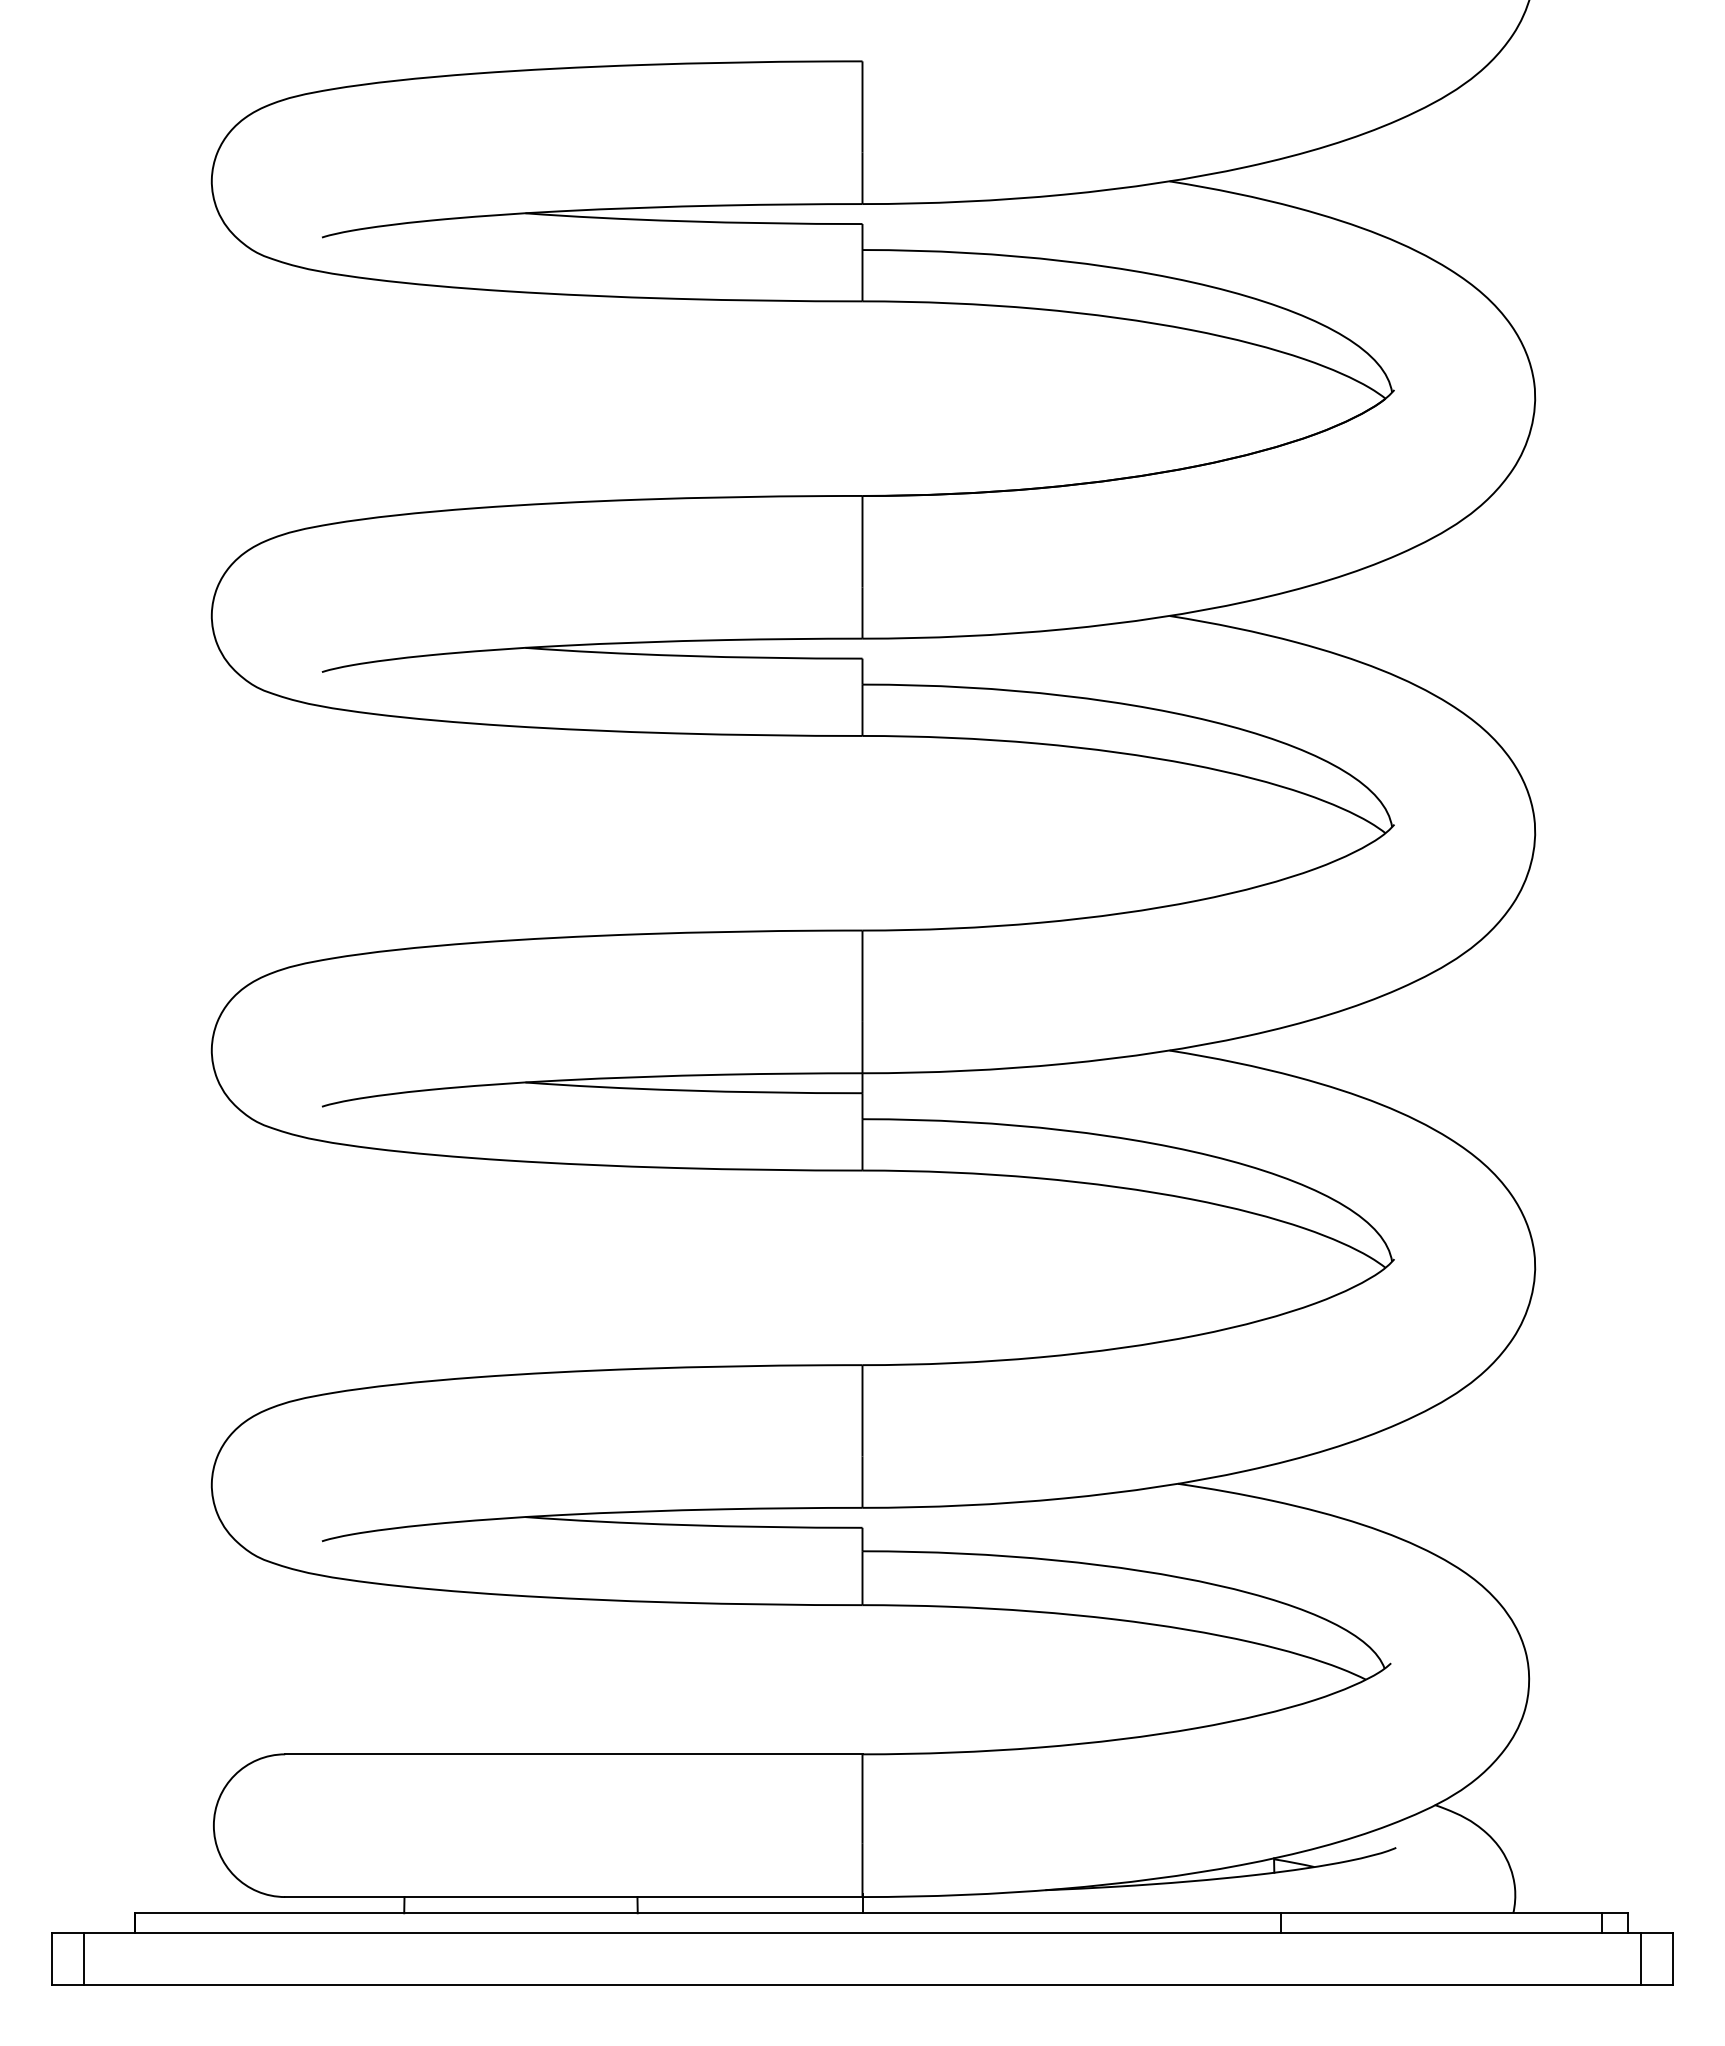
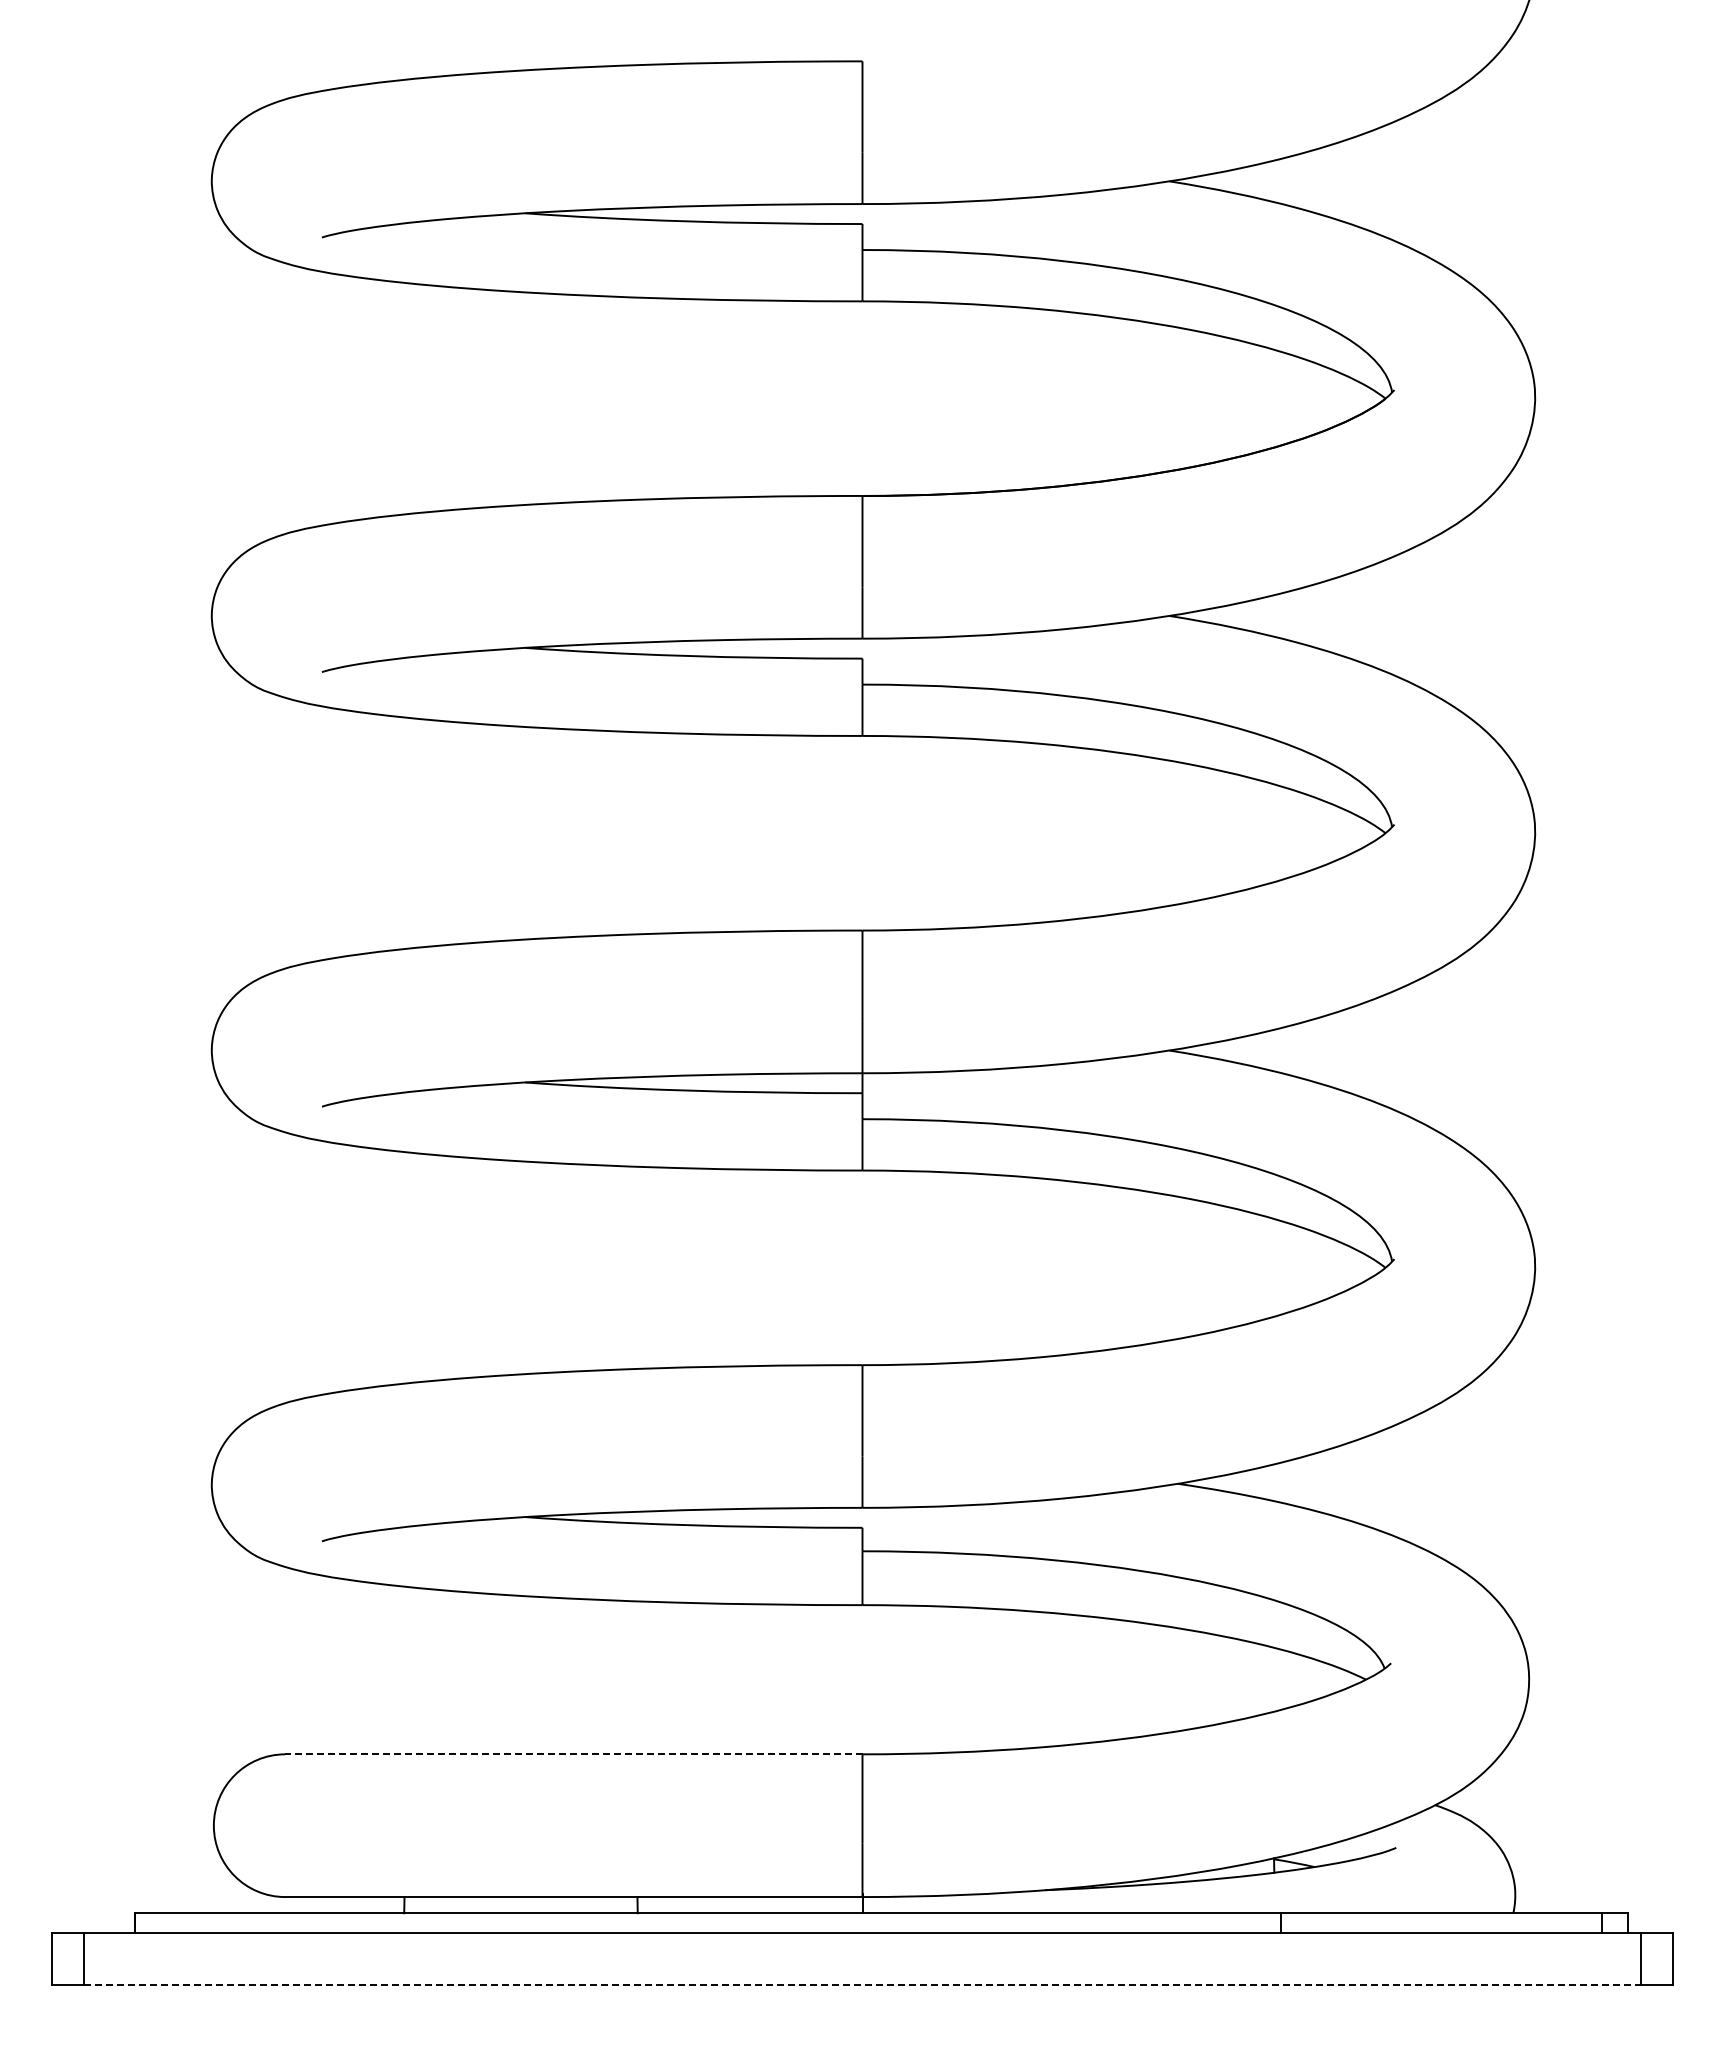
line: solid -> dashed (573, 1754)
line: solid -> dashed (862, 1984)
